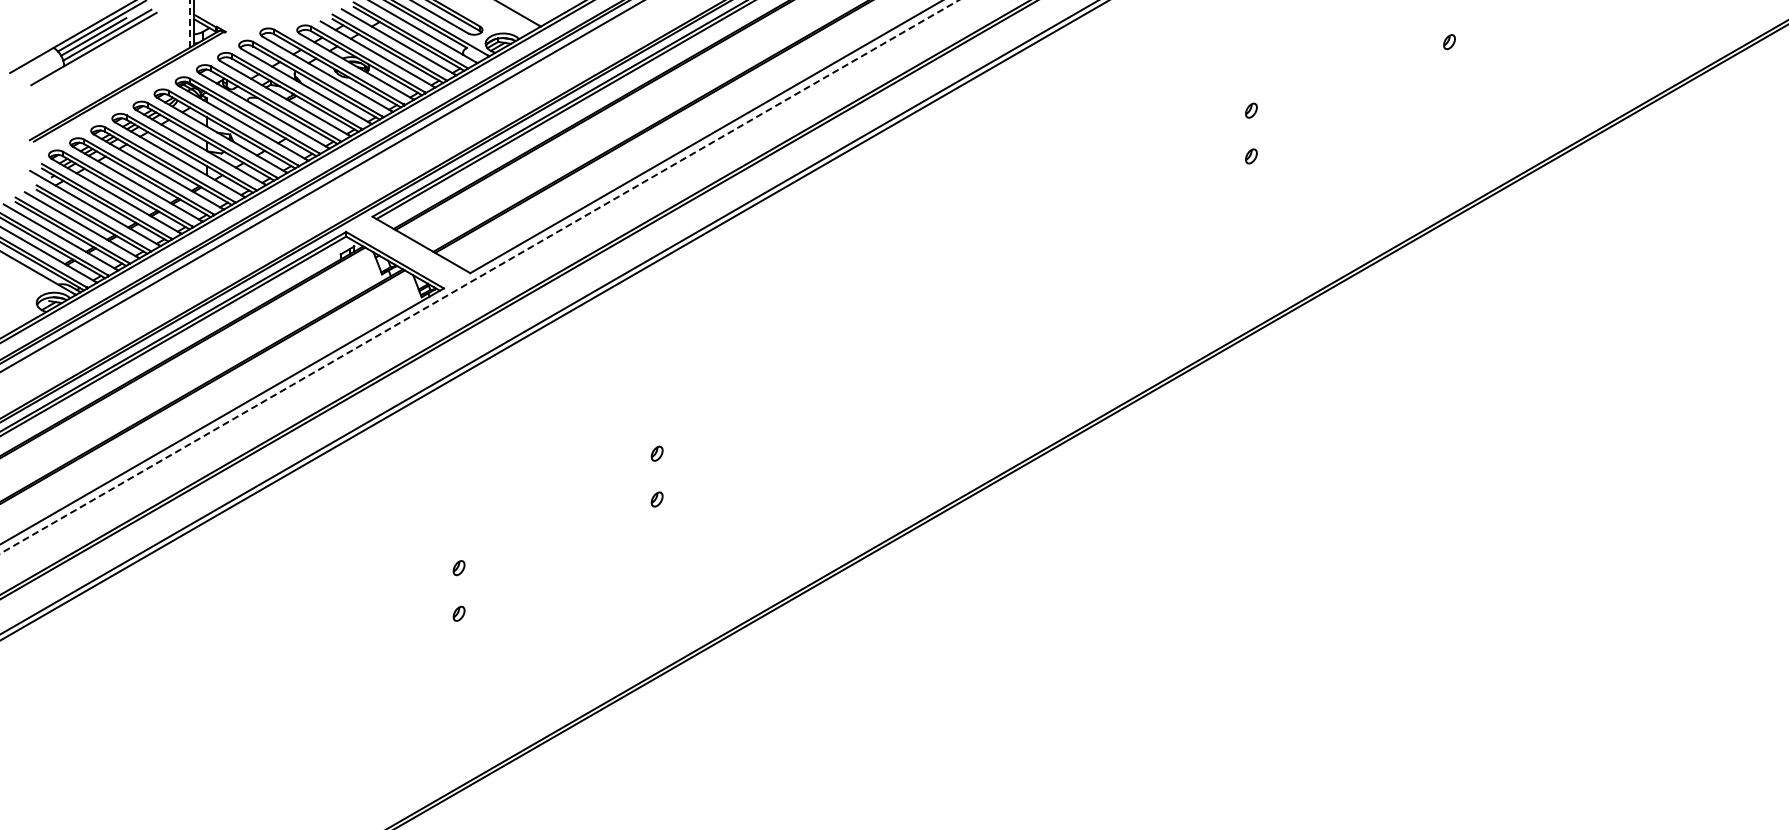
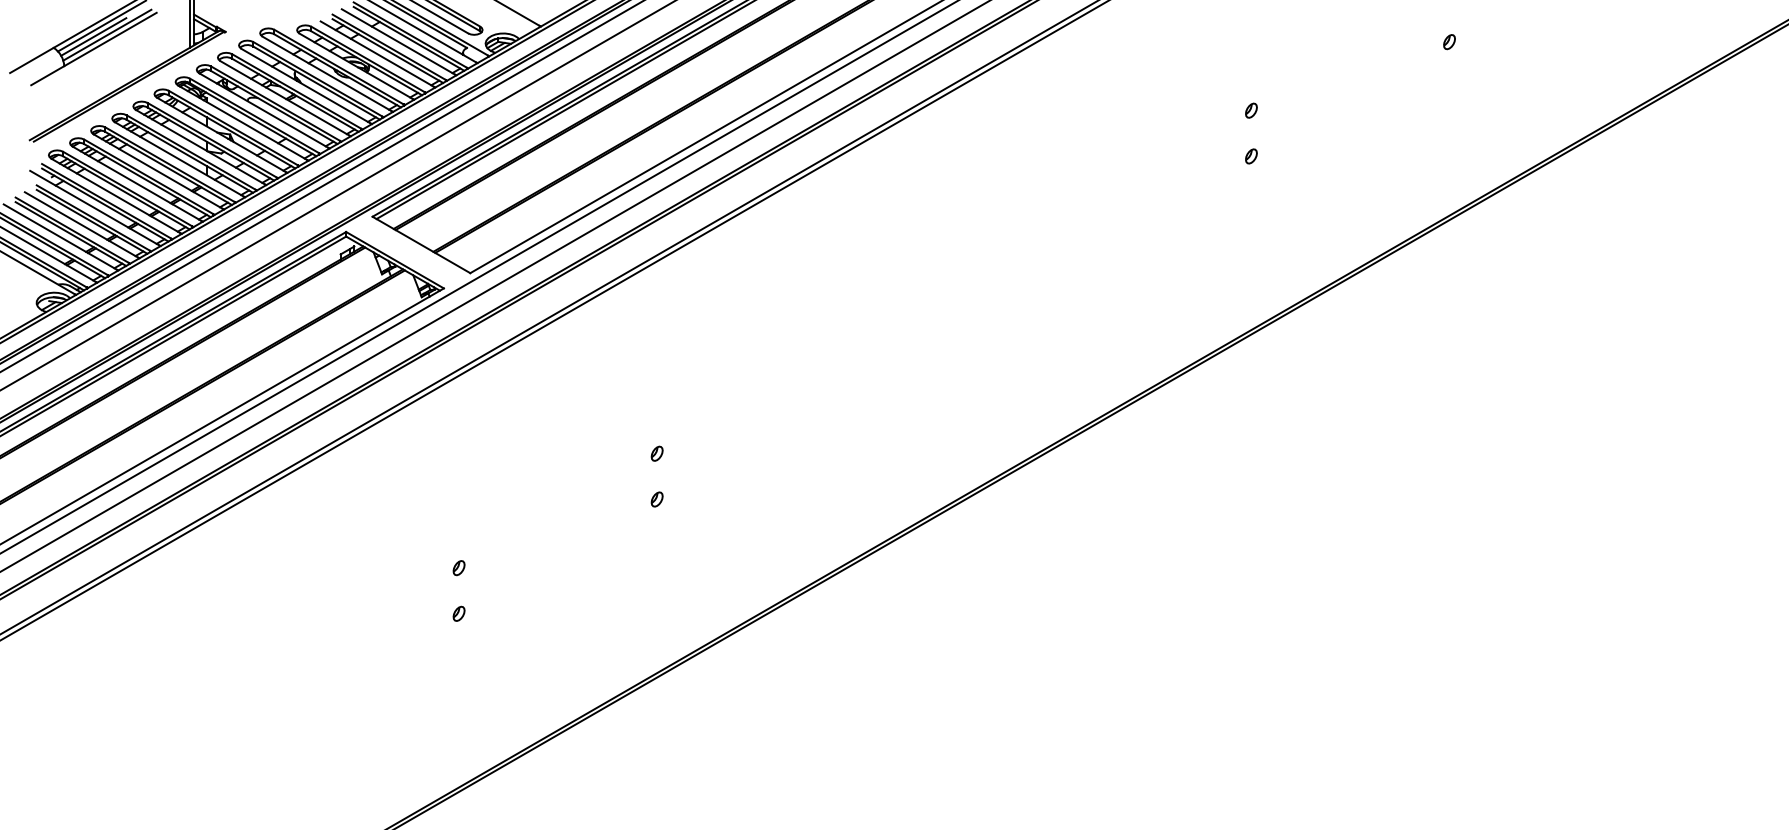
line: dashed -> solid (189, 24)
line: none -> present (337, 195)
line: dashed -> solid (479, 276)
line: none -> present (494, 286)
